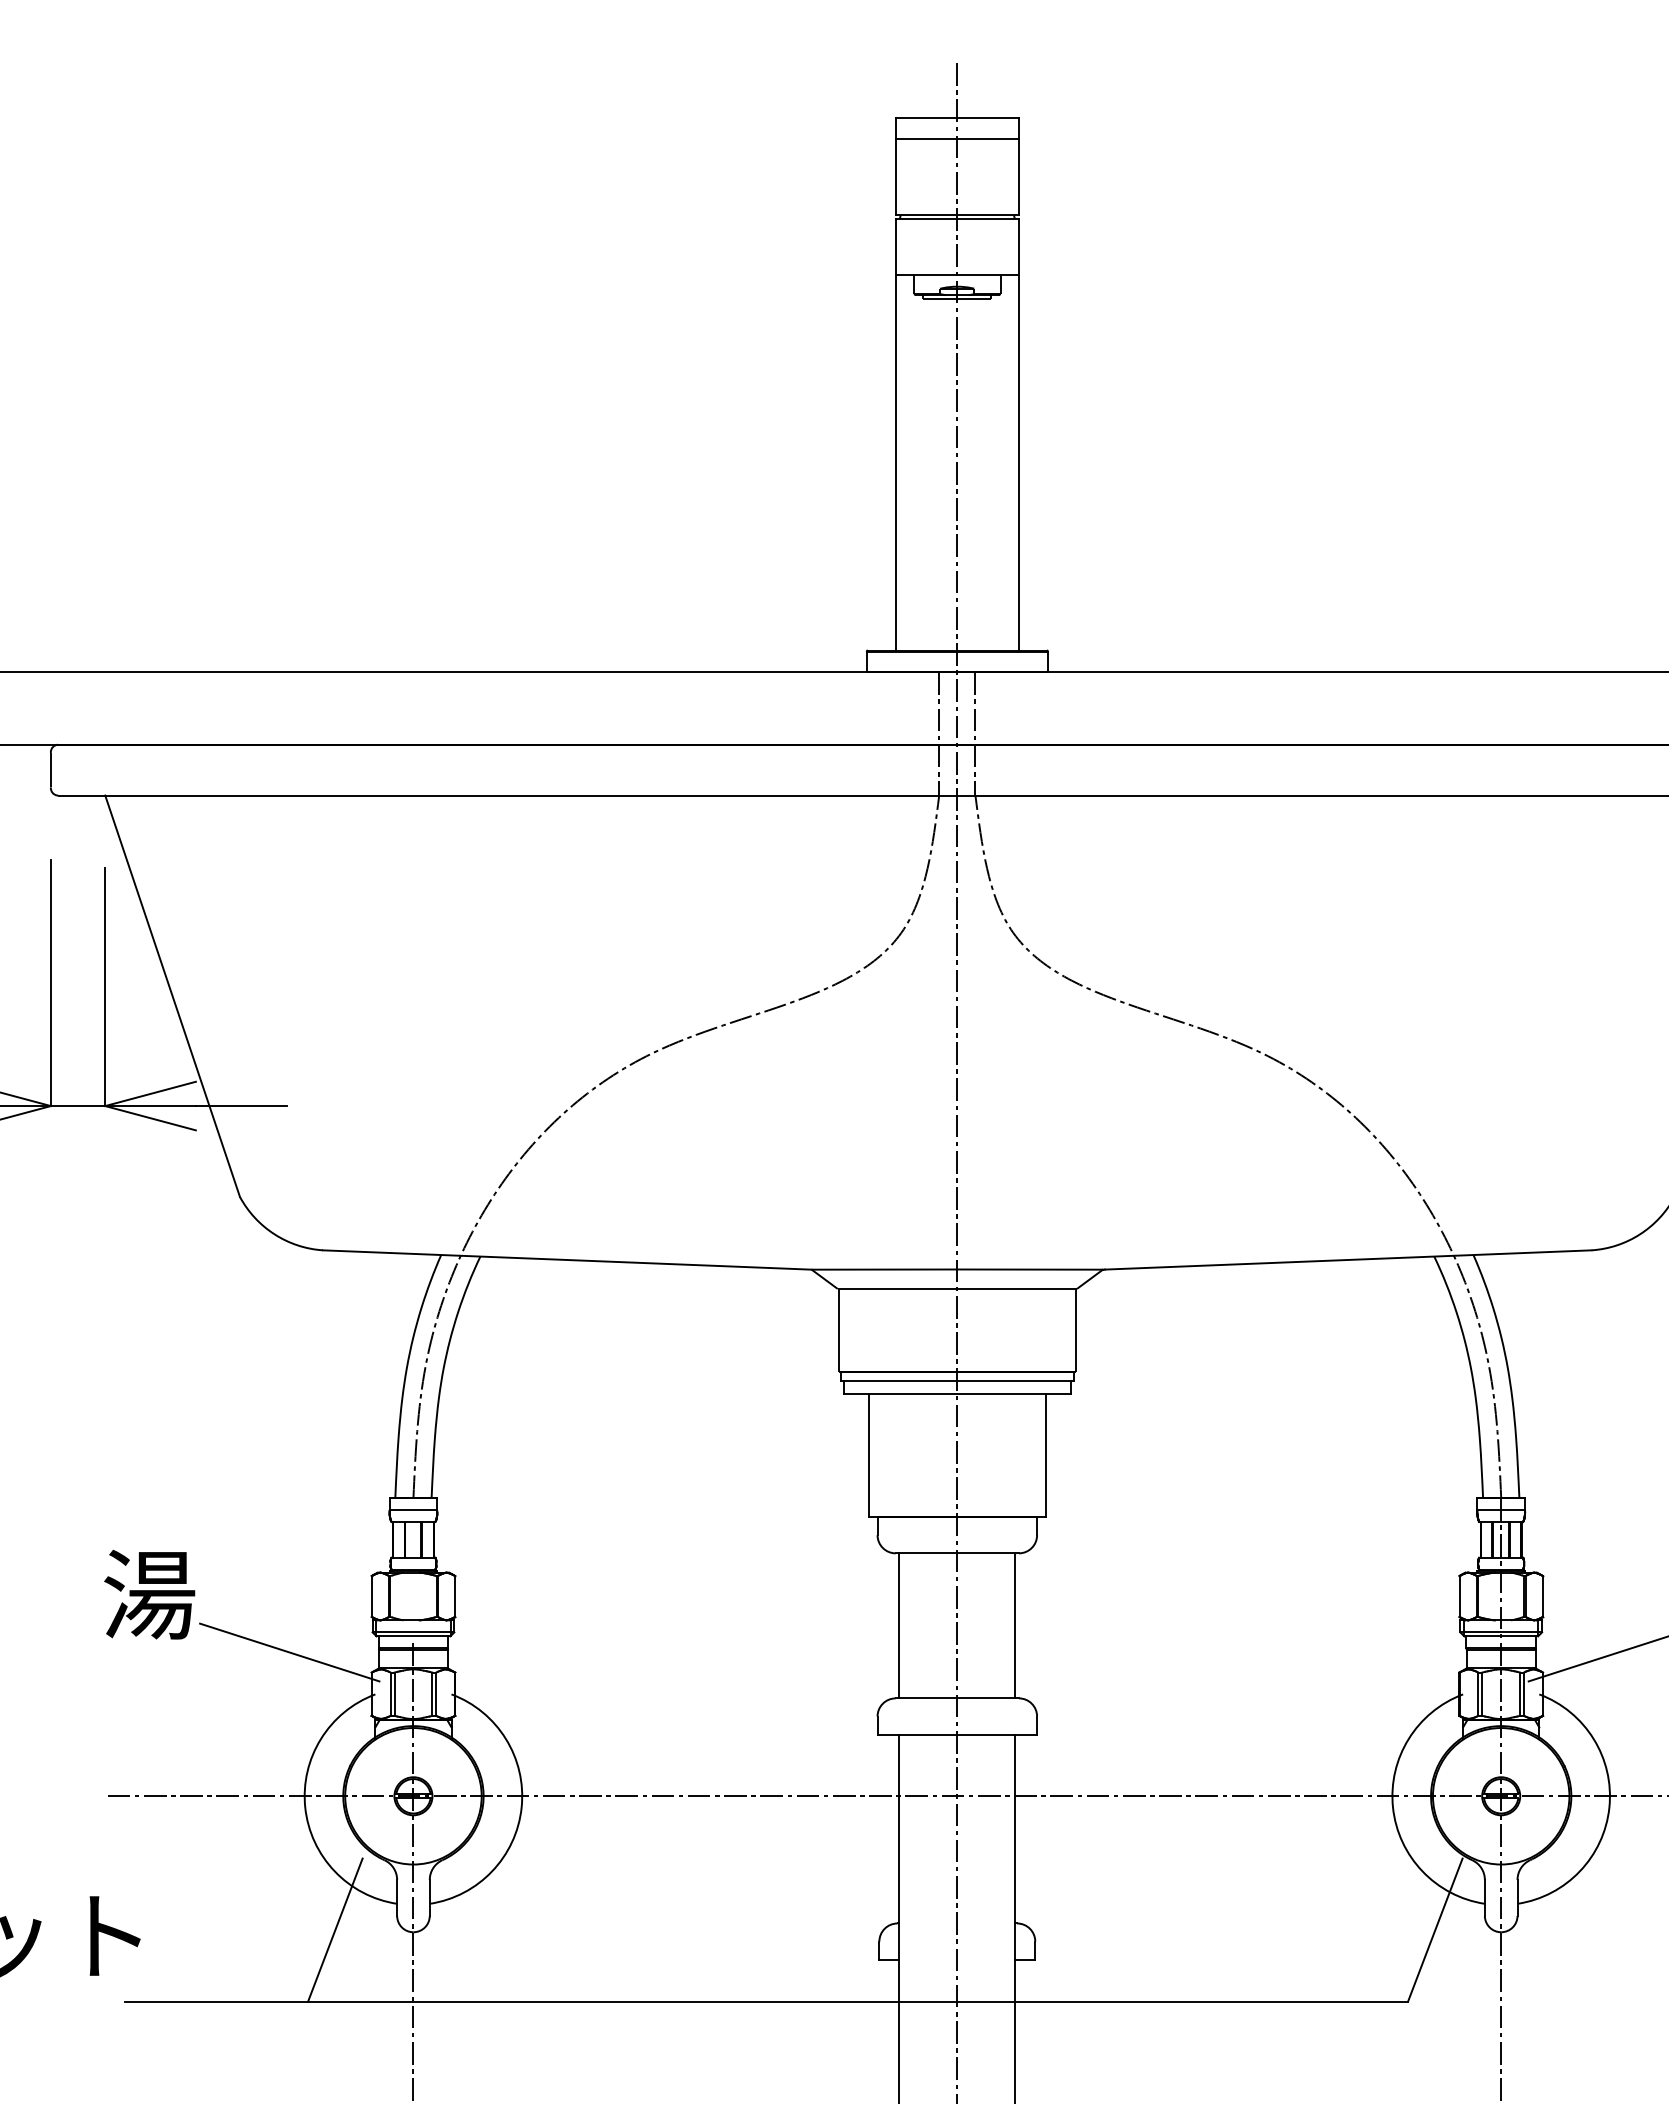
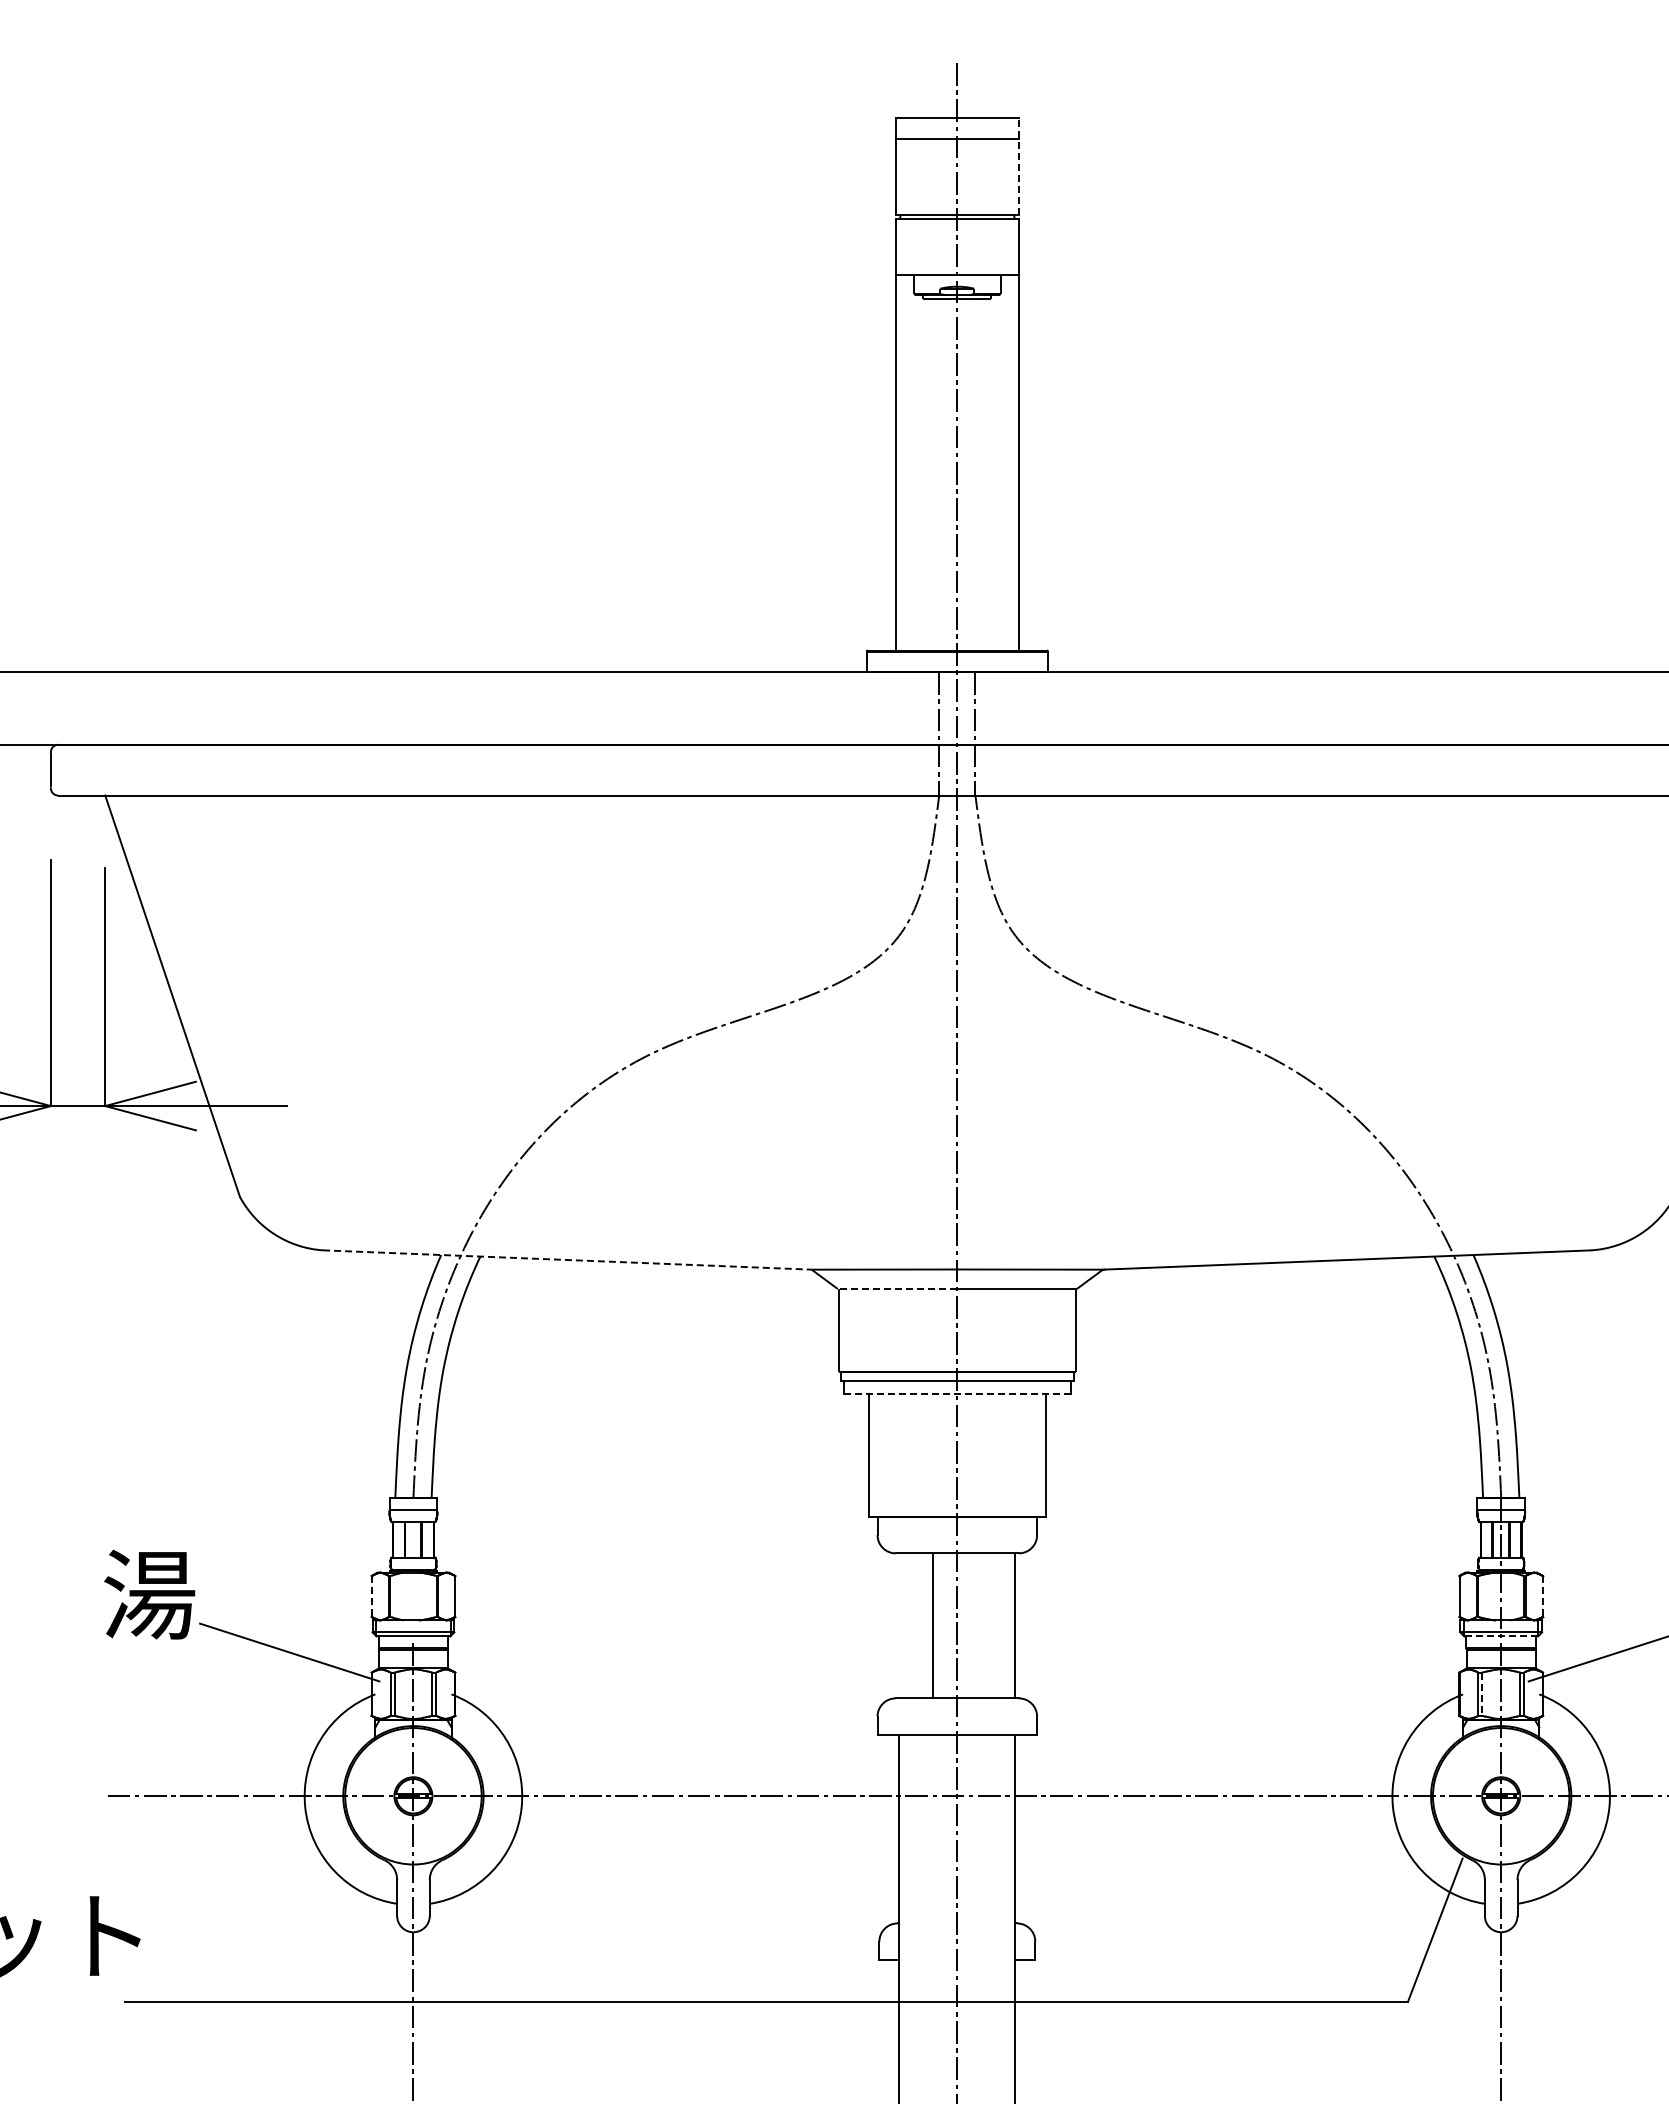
line: solid -> dashed (1018, 166)
line: solid -> dashed (567, 1260)
line: solid -> dashed (897, 1288)
line: solid -> dashed (957, 1393)
line: solid -> dashed (371, 1596)
line: solid -> dashed (1542, 1596)
line position: (899, 1625) -> (933, 1625) (933, 1625)
line: solid -> dashed (1500, 1636)
line: solid -> dashed (1482, 1694)
line: present -> none (335, 1929)
